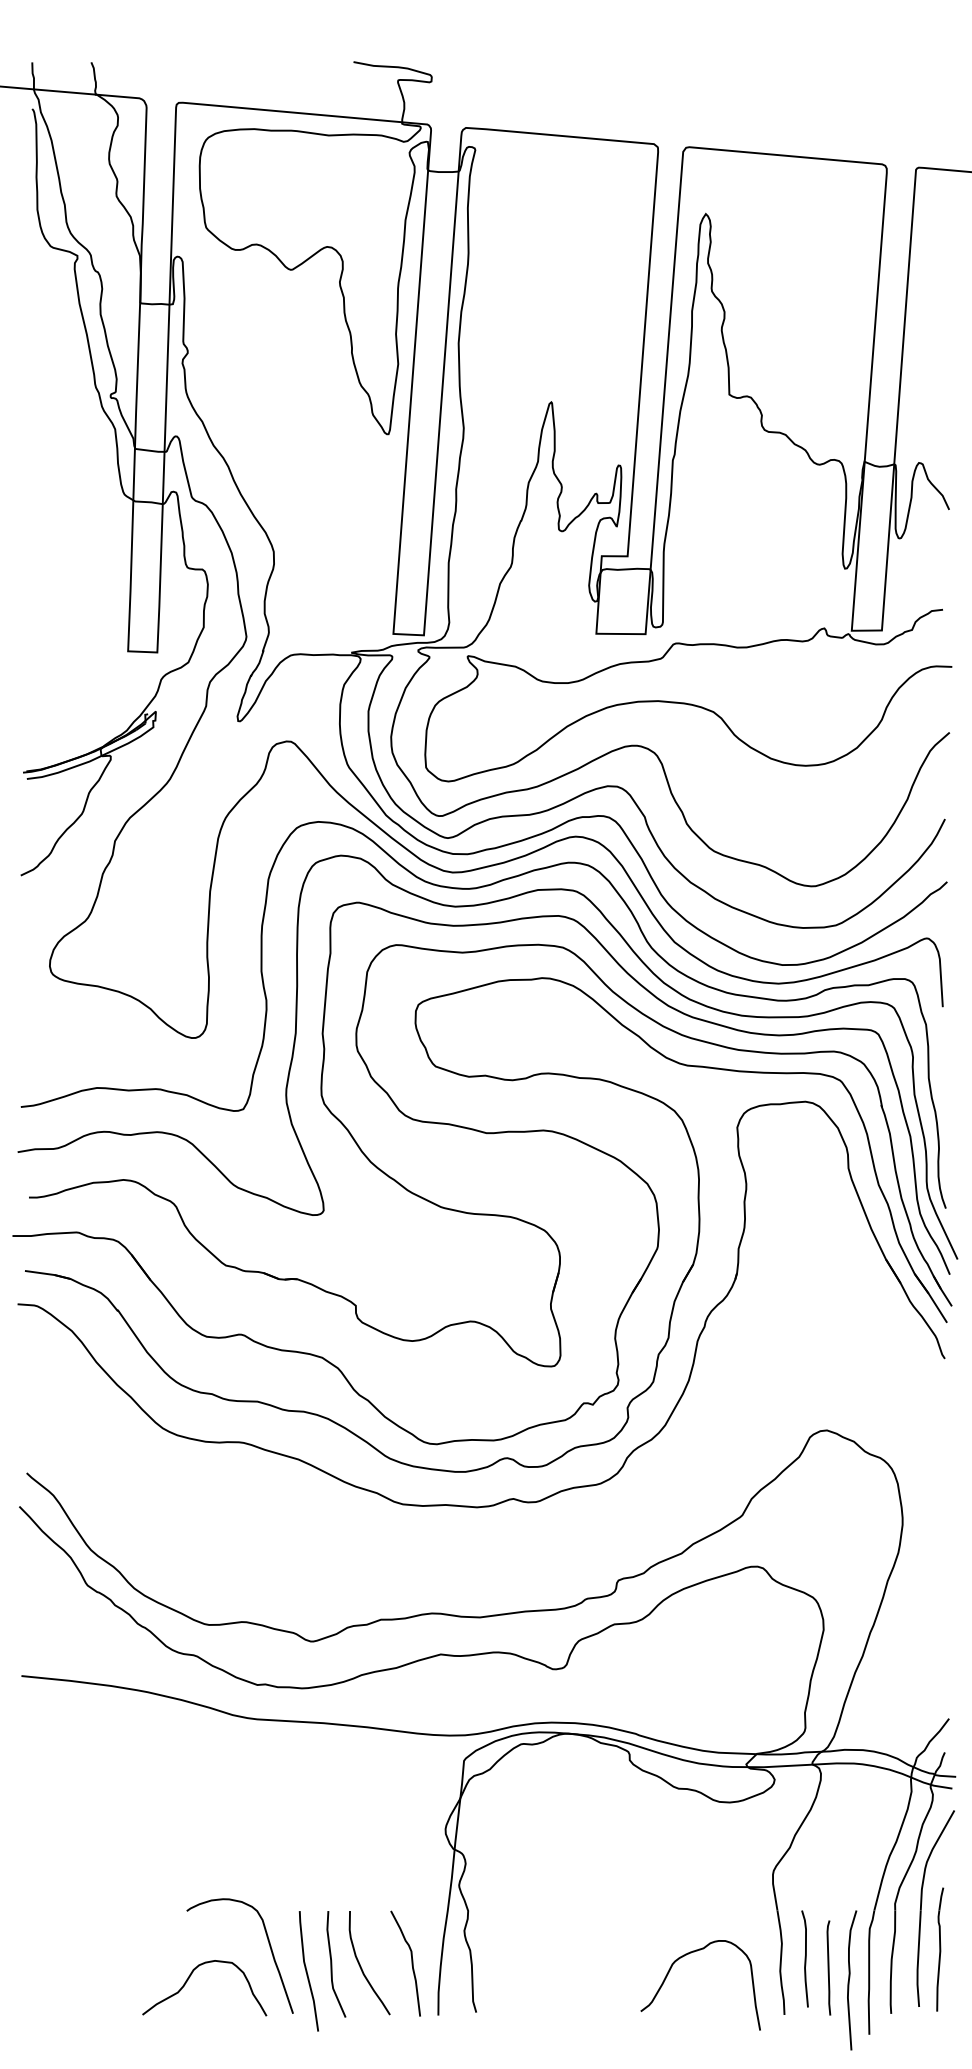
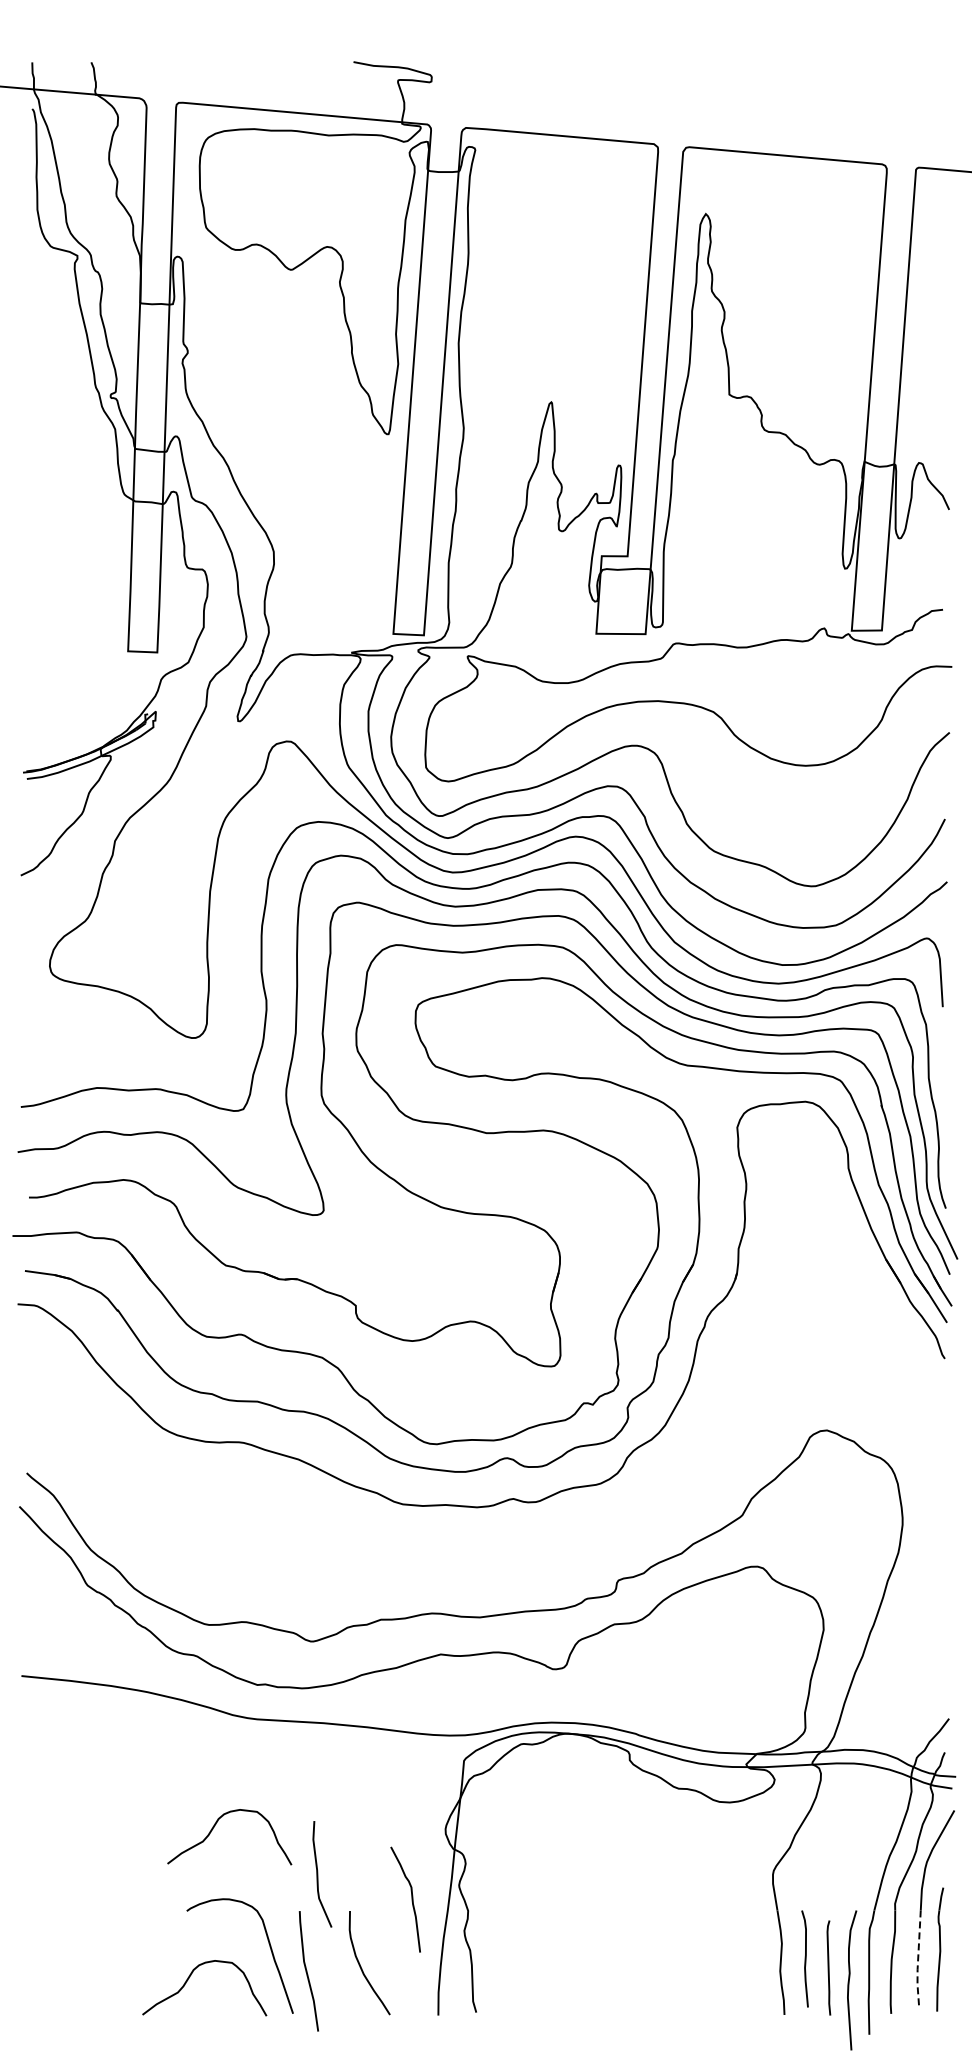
curve: none -> present (213, 1829)
curve: present -> none (681, 1958)
line: solid -> dashed (918, 1959)
curve position: (411, 1963) -> (411, 1899) (411, 1899)
curve position: (332, 1964) -> (318, 1874) (318, 1874)
